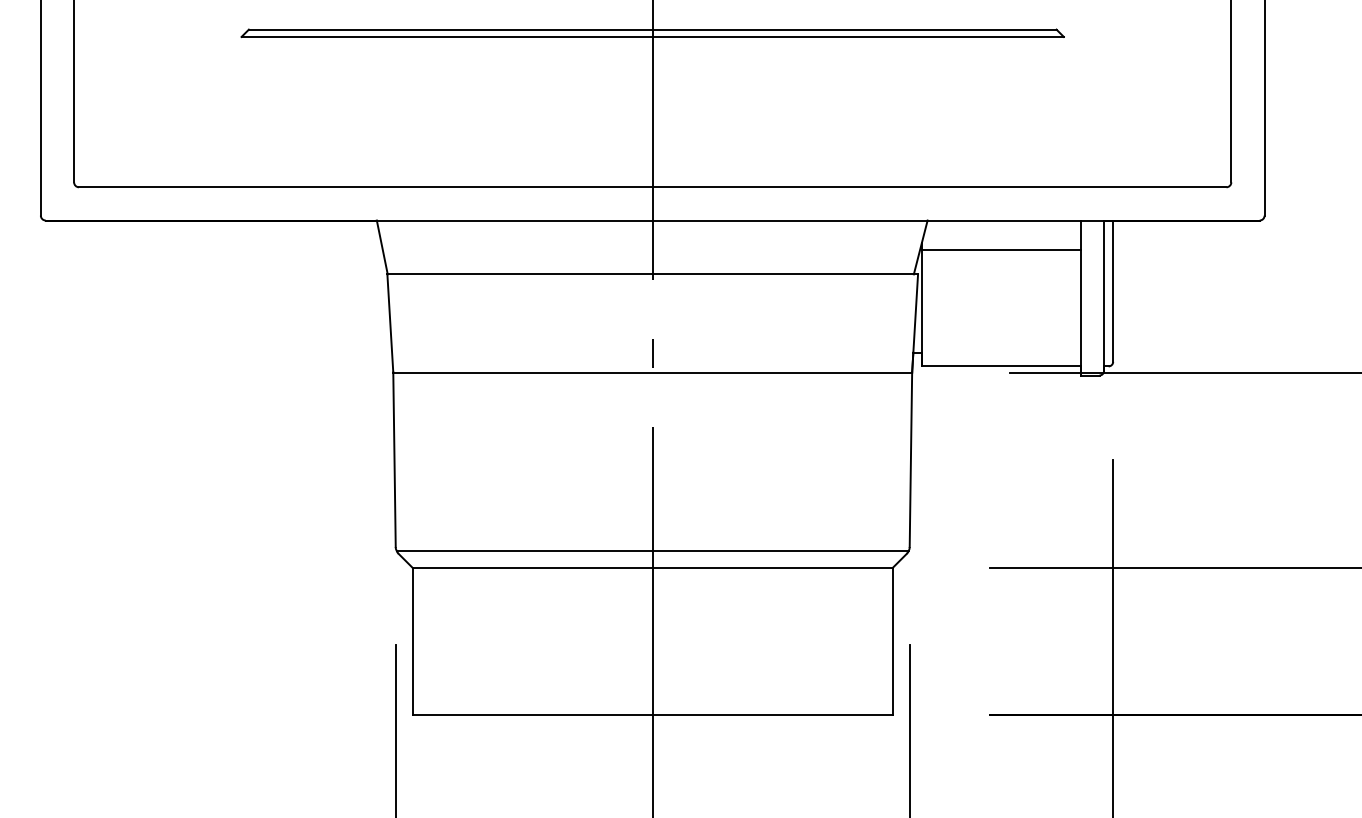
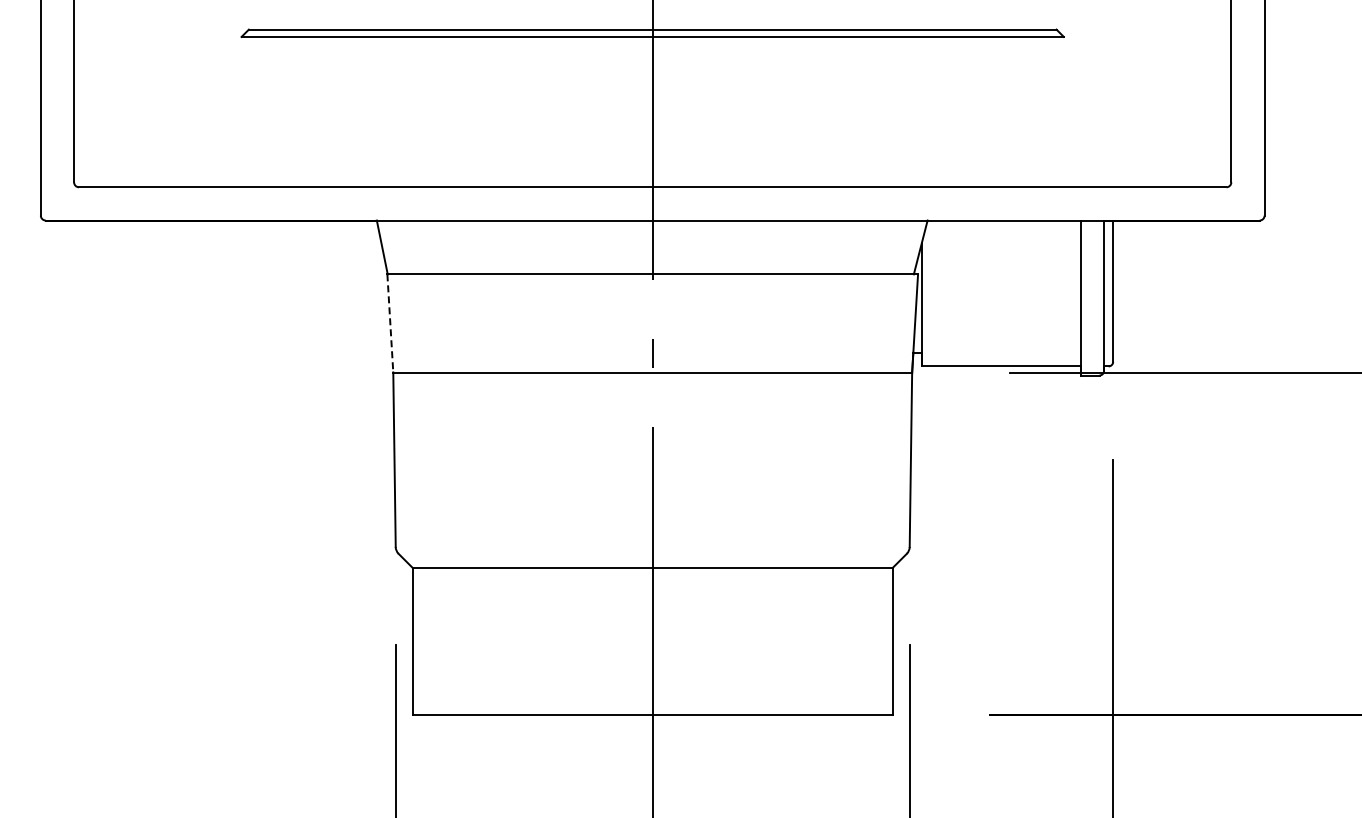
line: present -> none (1001, 249)
line: solid -> dashed (390, 324)
line: present -> none (652, 551)
line: present -> none (1174, 568)
